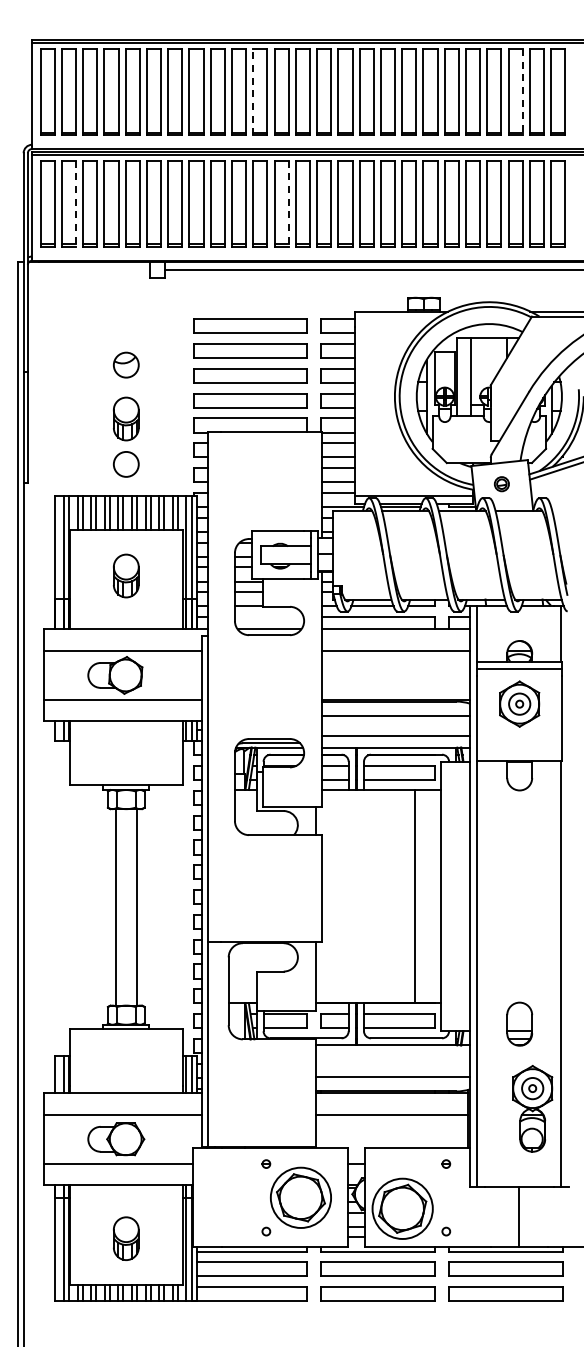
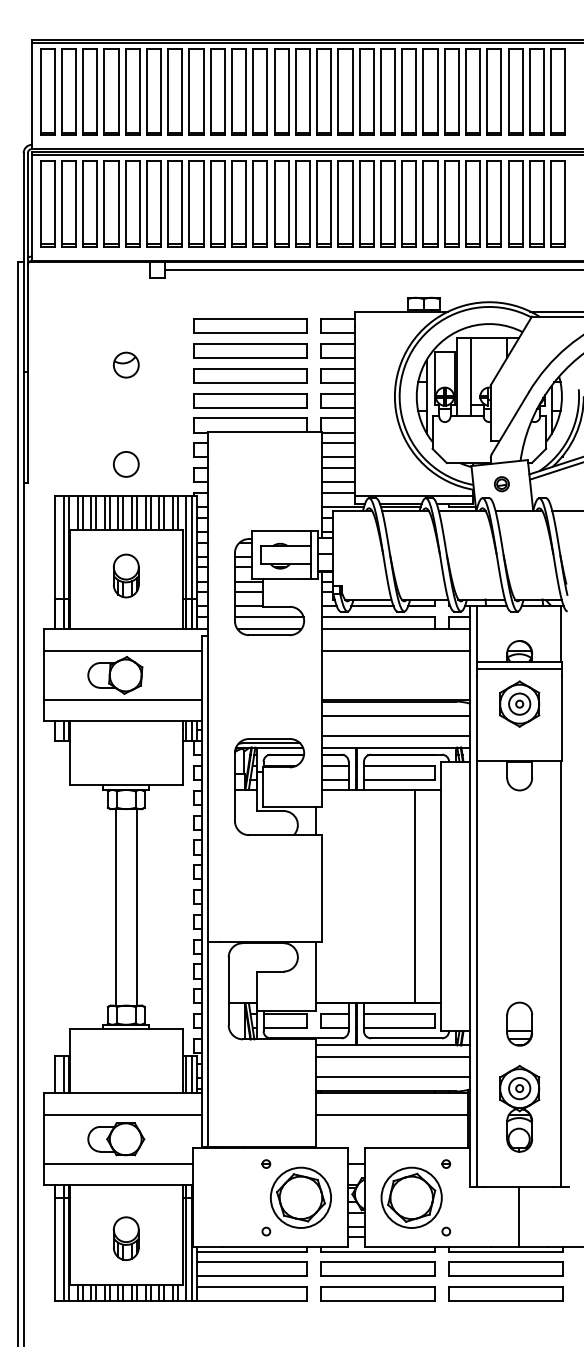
line: dashed -> solid (253, 91)
line: dashed -> solid (522, 92)
line: dashed -> solid (75, 204)
line: dashed -> solid (288, 204)
part: present -> none (126, 418)
line: none -> present (566, 510)
line: none -> present (268, 617)
line: none -> present (392, 1057)
part position: (532, 1108) -> (519, 1108) (519, 1108)
part position: (402, 1208) -> (411, 1197) (411, 1197)
